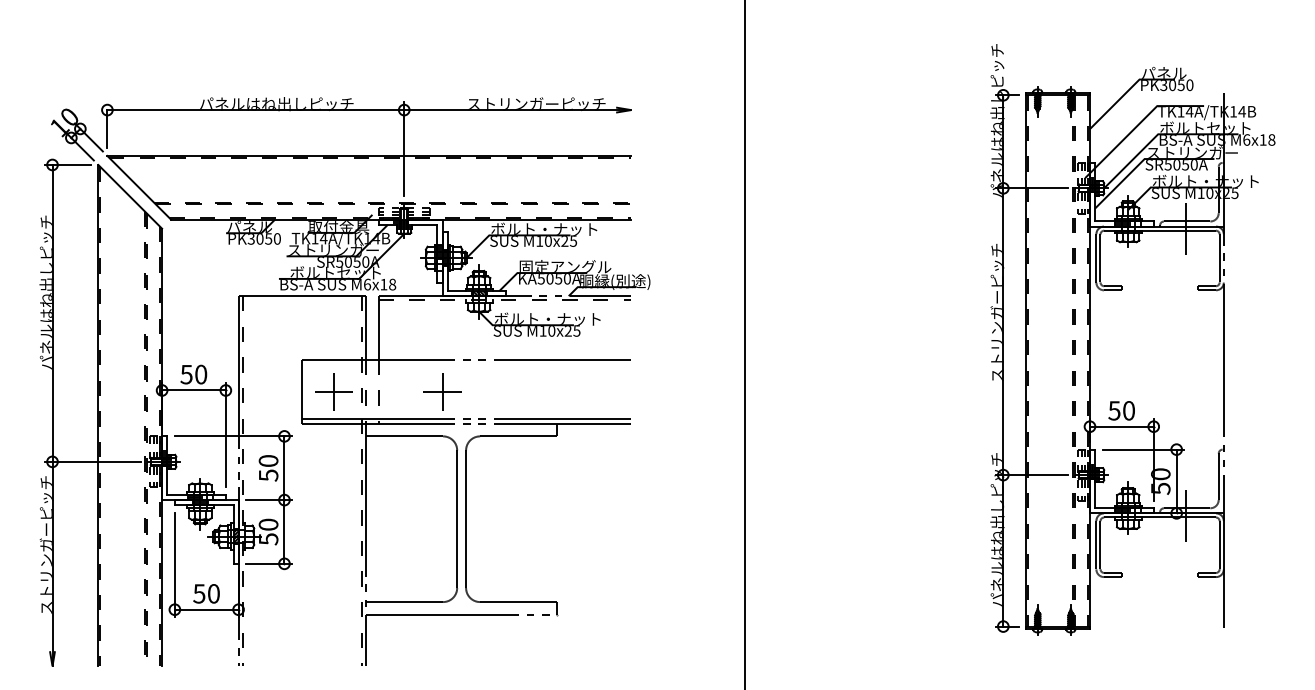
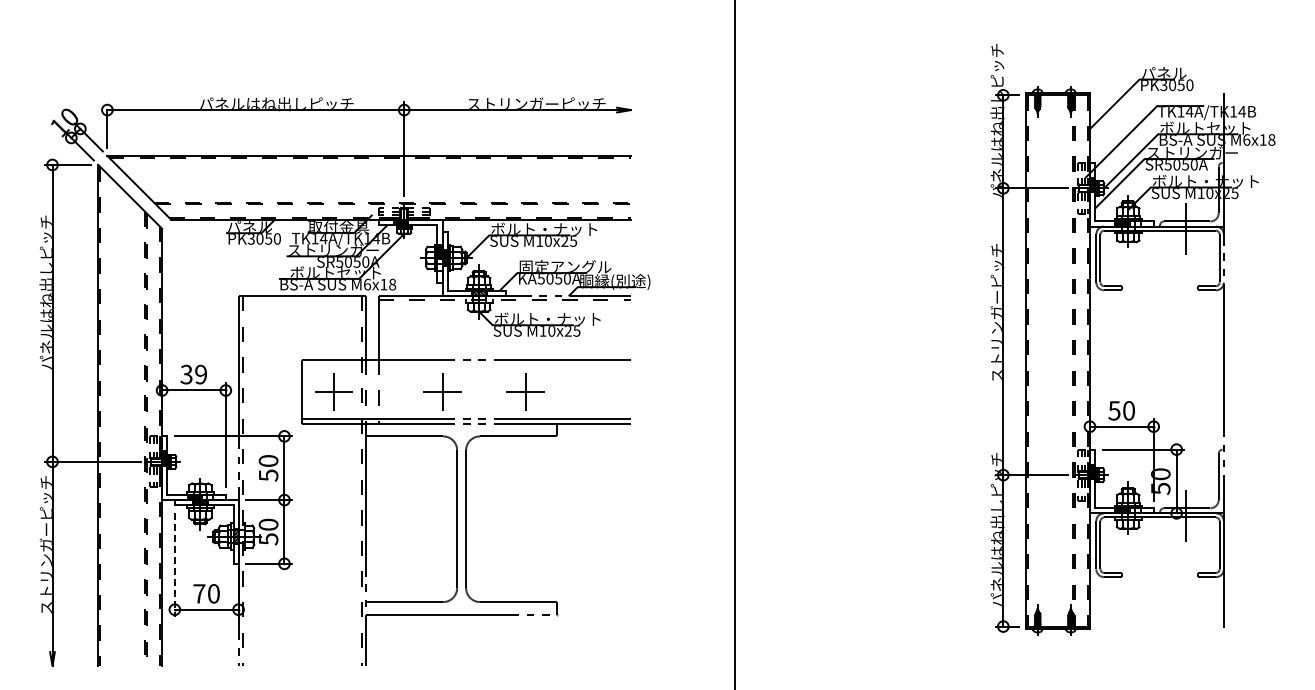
line position: (745, 344) -> (735, 344) (735, 344)
text: 50 -> 39 (194, 374)
part: none -> present (525, 391)
line: solid -> dashed (174, 565)
text: 50 -> 70 (199, 593)
